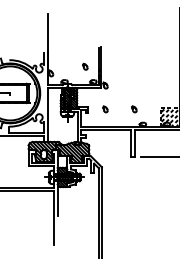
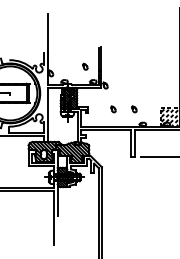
part position: (105, 109) -> (113, 109) (113, 109)
